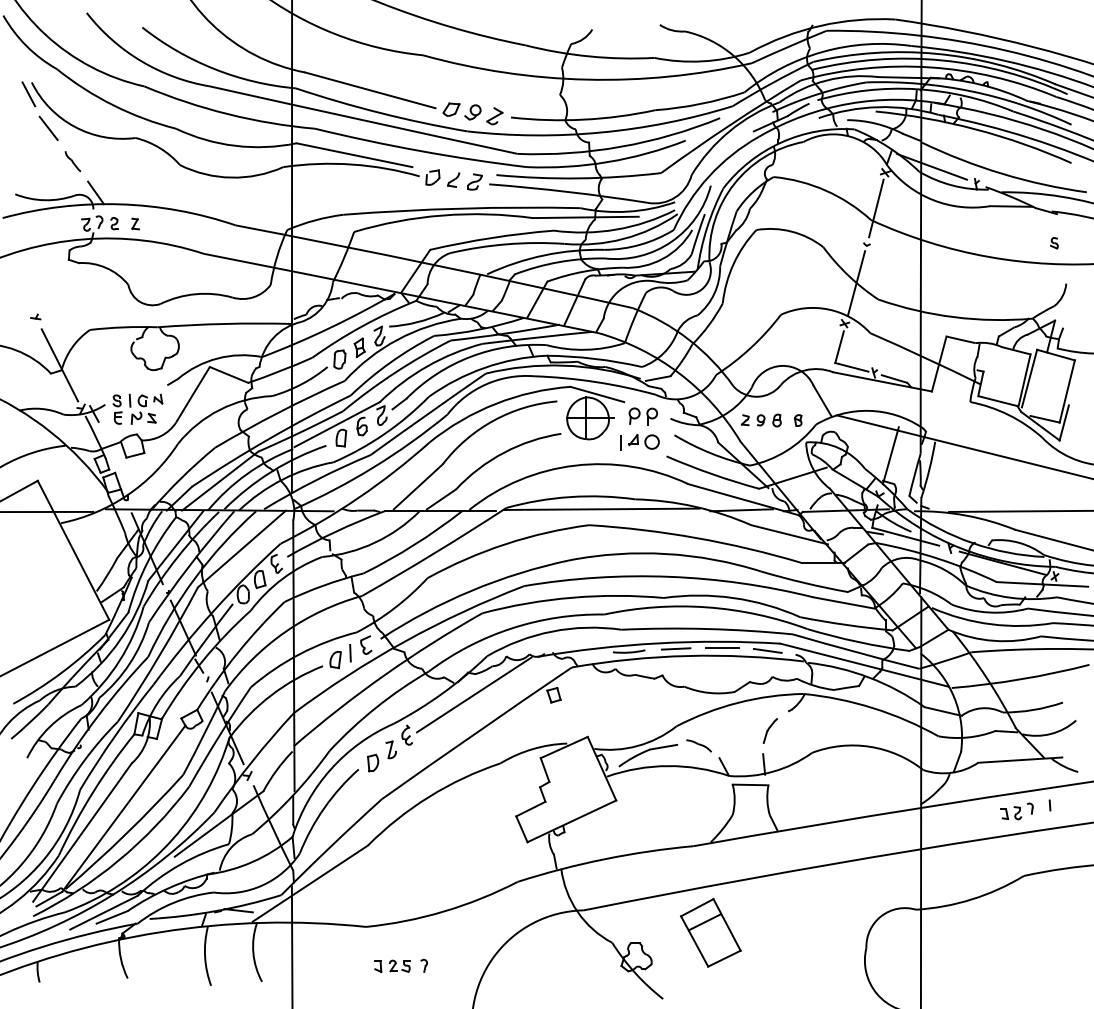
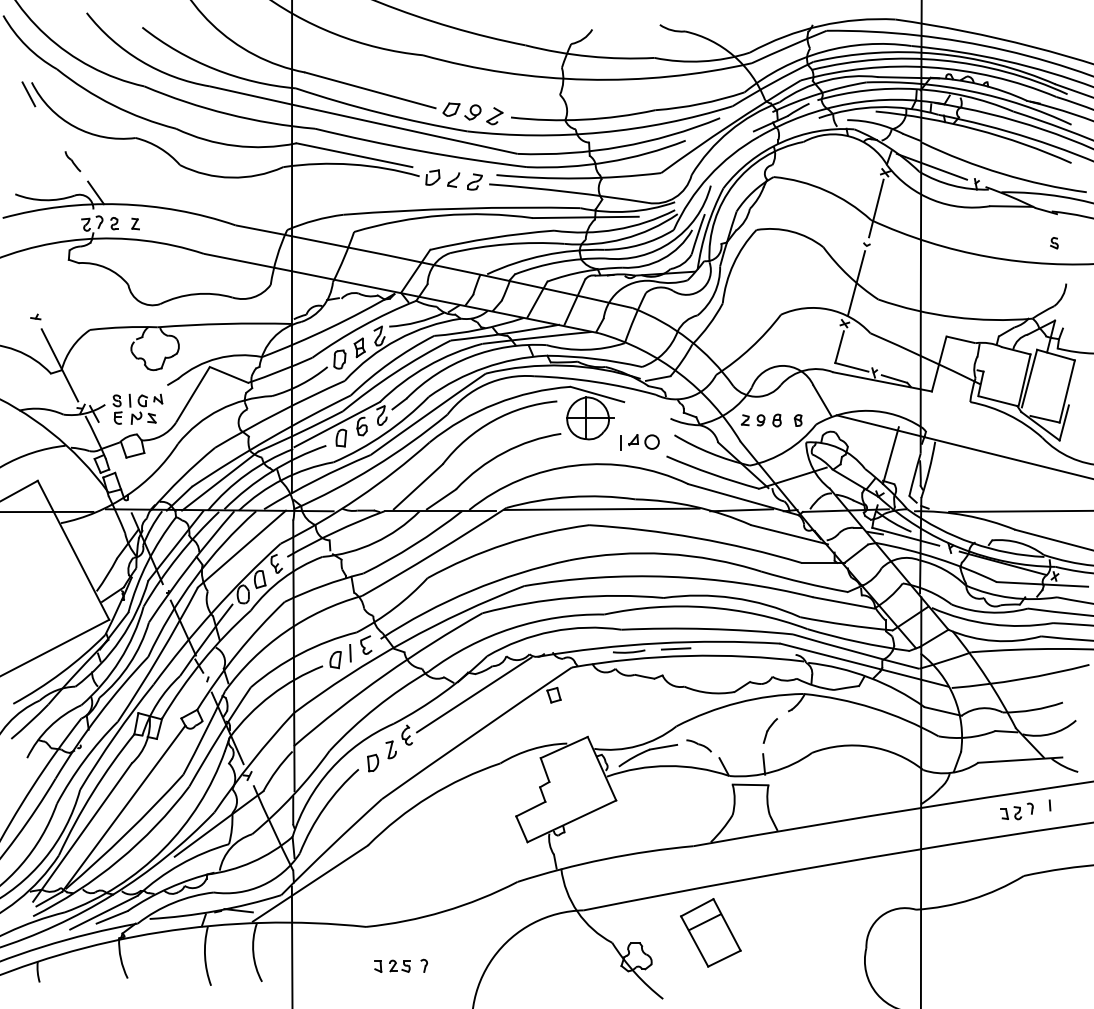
line: present -> none (48, 128)
part: present -> none (642, 416)
line: present -> none (721, 647)
line: present -> none (767, 650)
